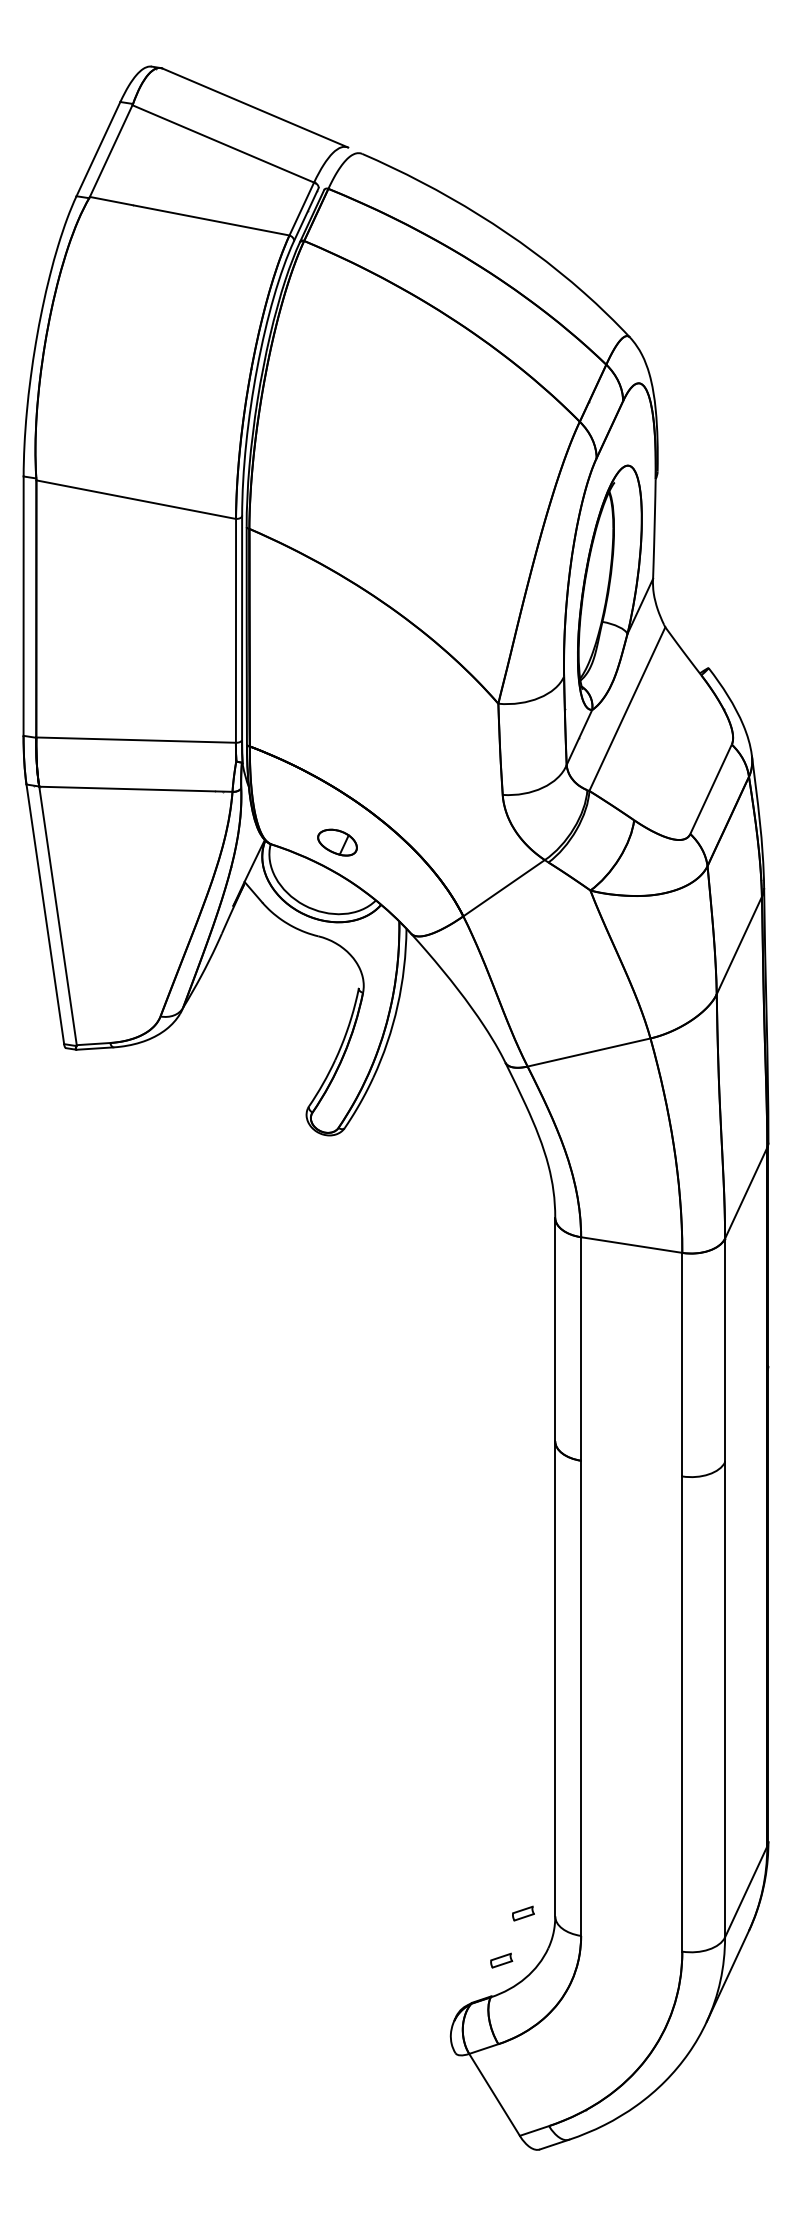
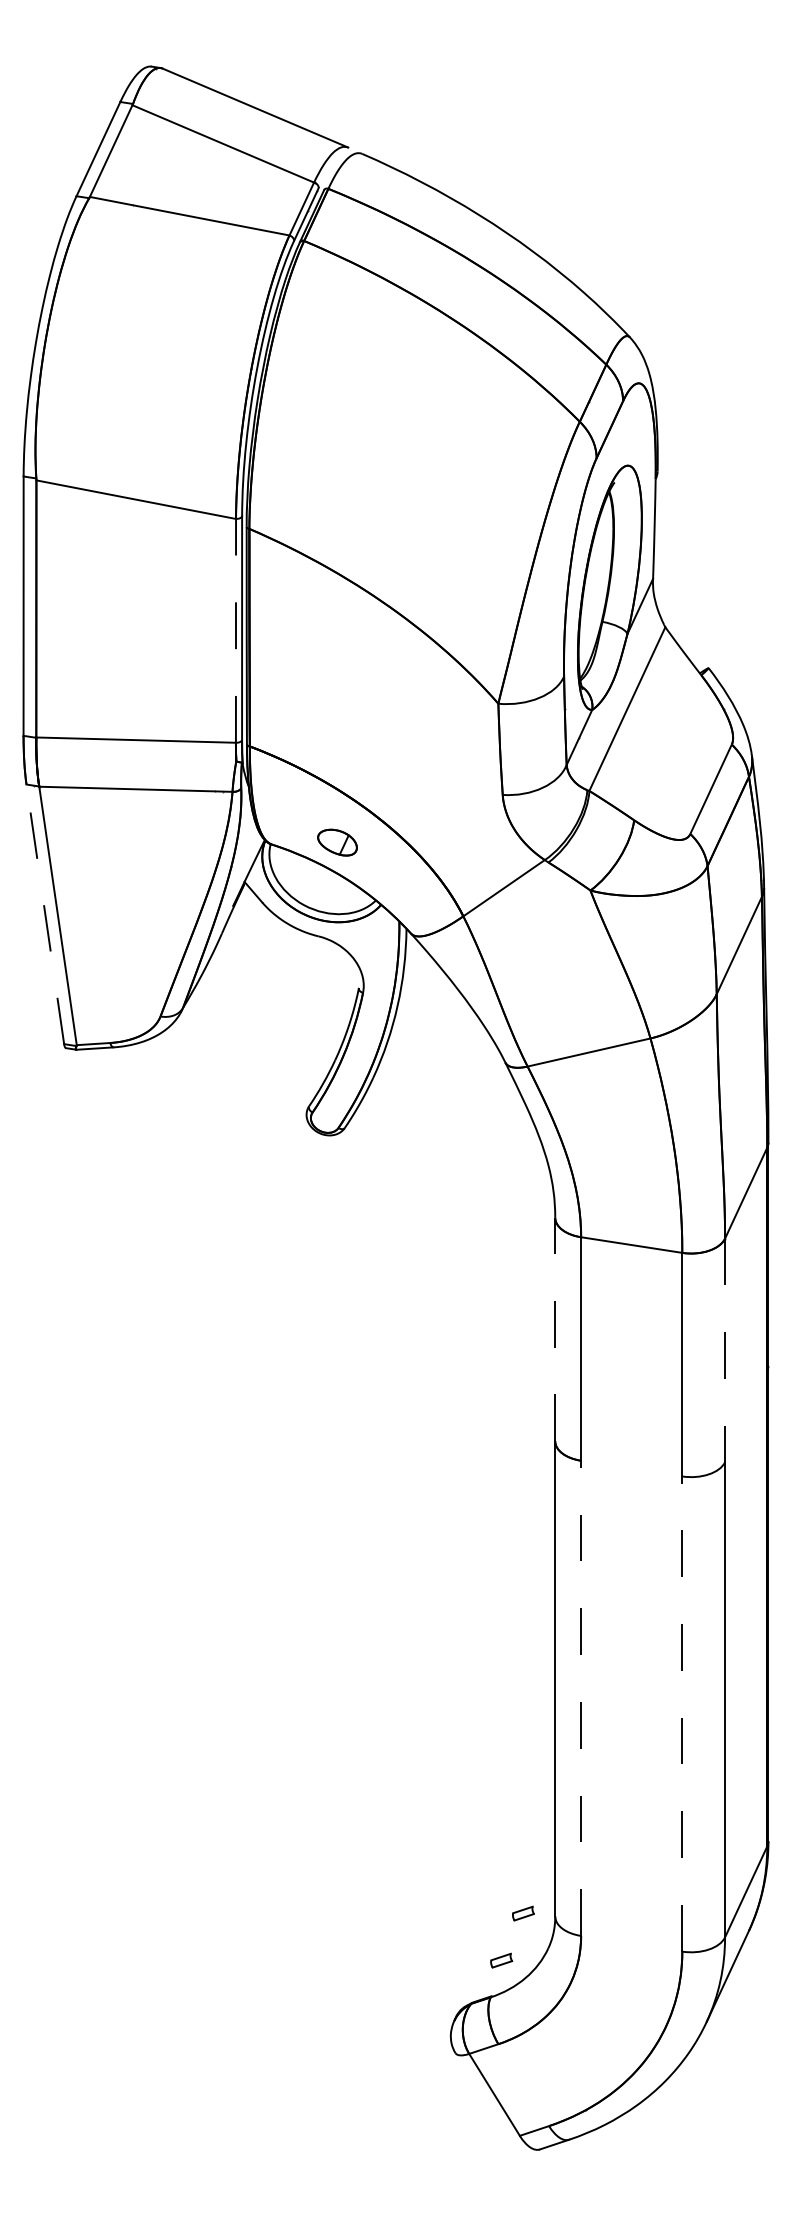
line: solid -> dashed (235, 630)
line: solid -> dashed (45, 913)
line: solid -> dashed (555, 1329)
line: solid -> dashed (725, 1350)
line: solid -> dashed (581, 1698)
line: solid -> dashed (682, 1714)
